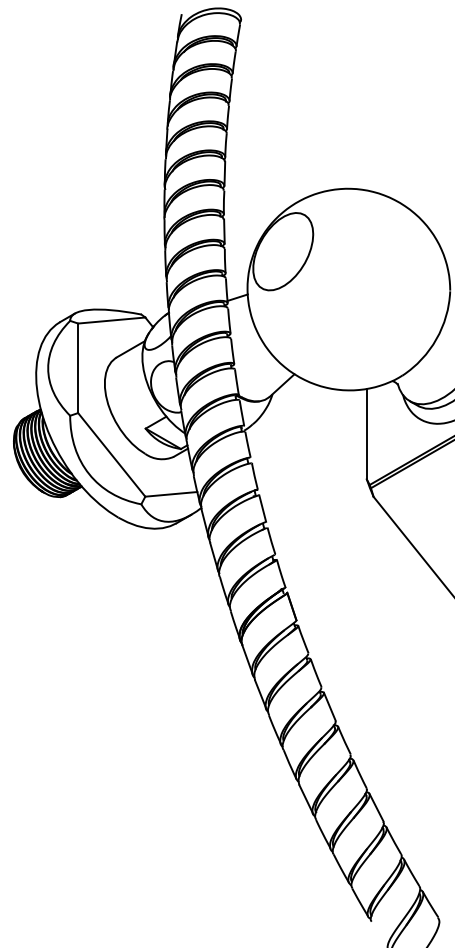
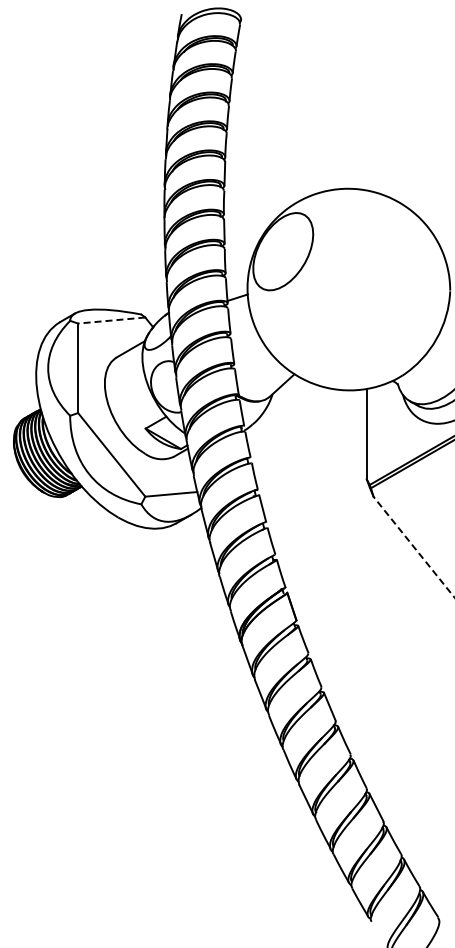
line: solid -> dashed (111, 320)
line: solid -> dashed (414, 547)
